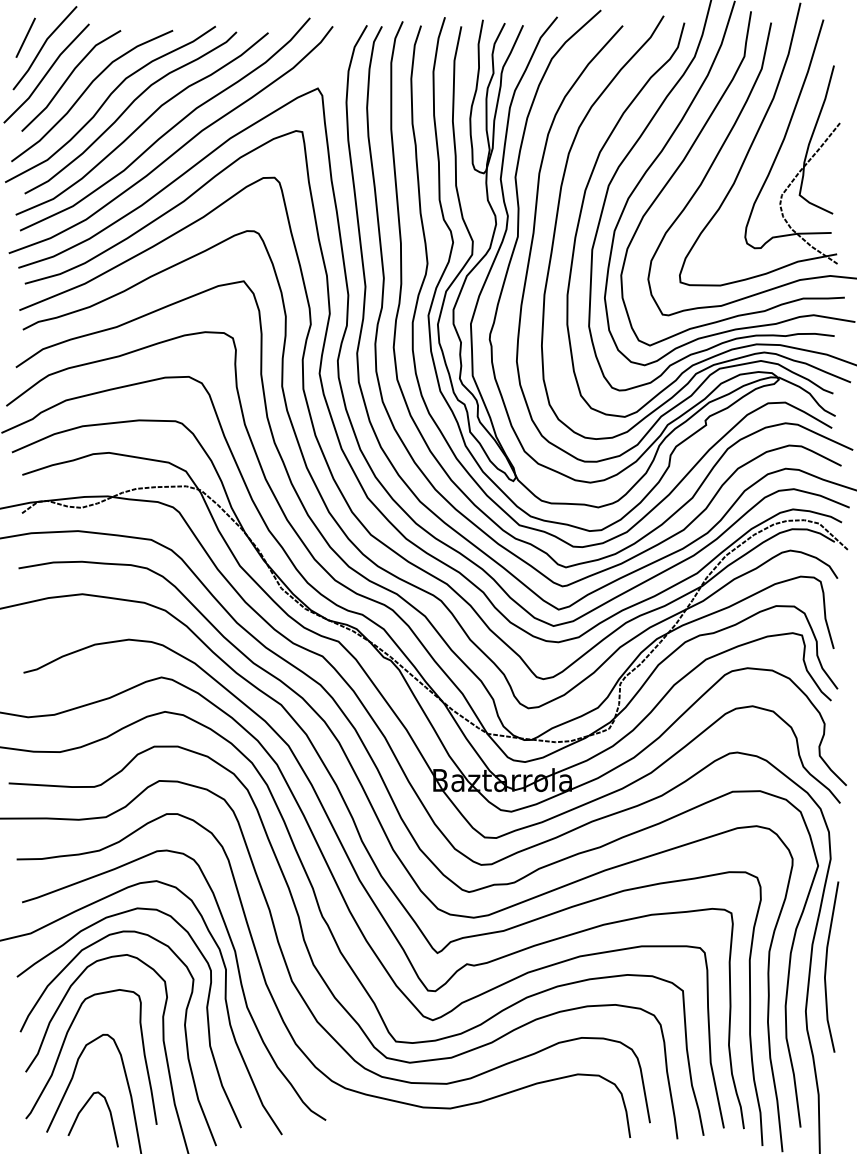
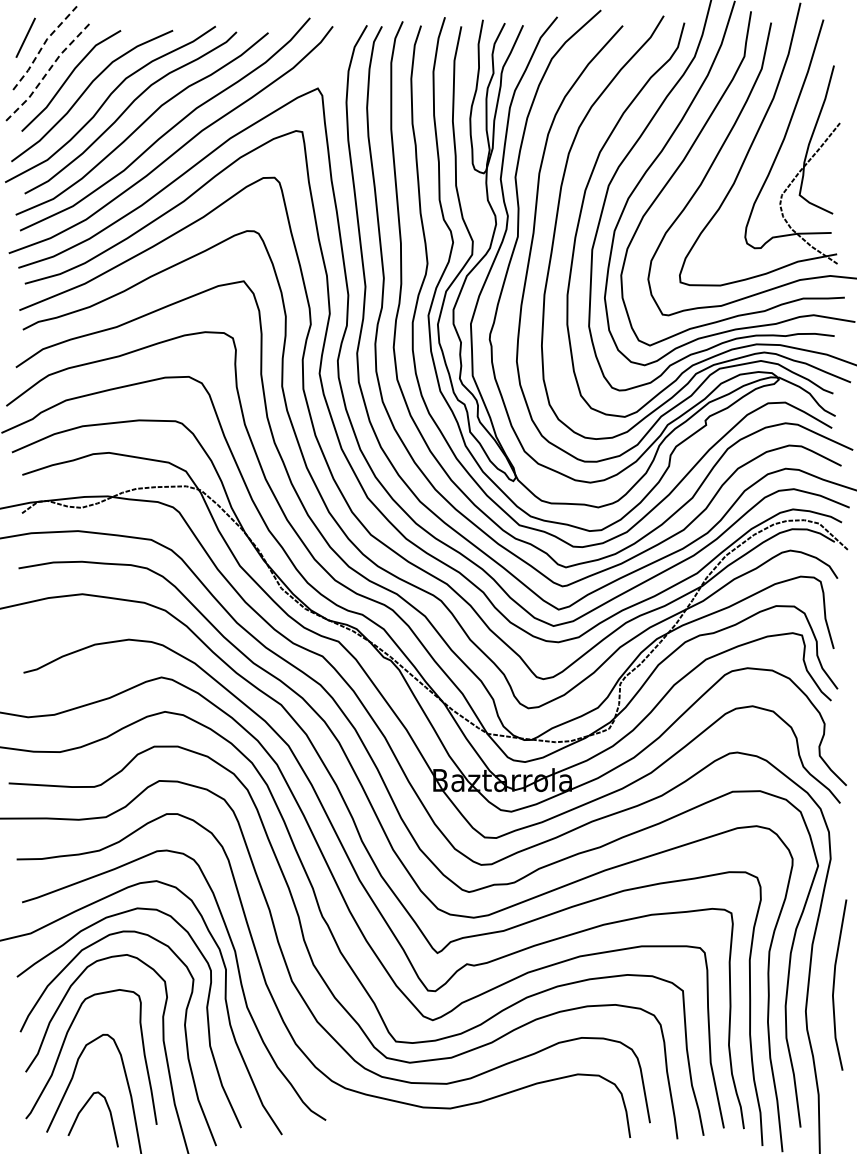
line: solid -> dashed (43, 45)
line: solid -> dashed (46, 74)
line position: (826, 966) -> (834, 984) (834, 984)
